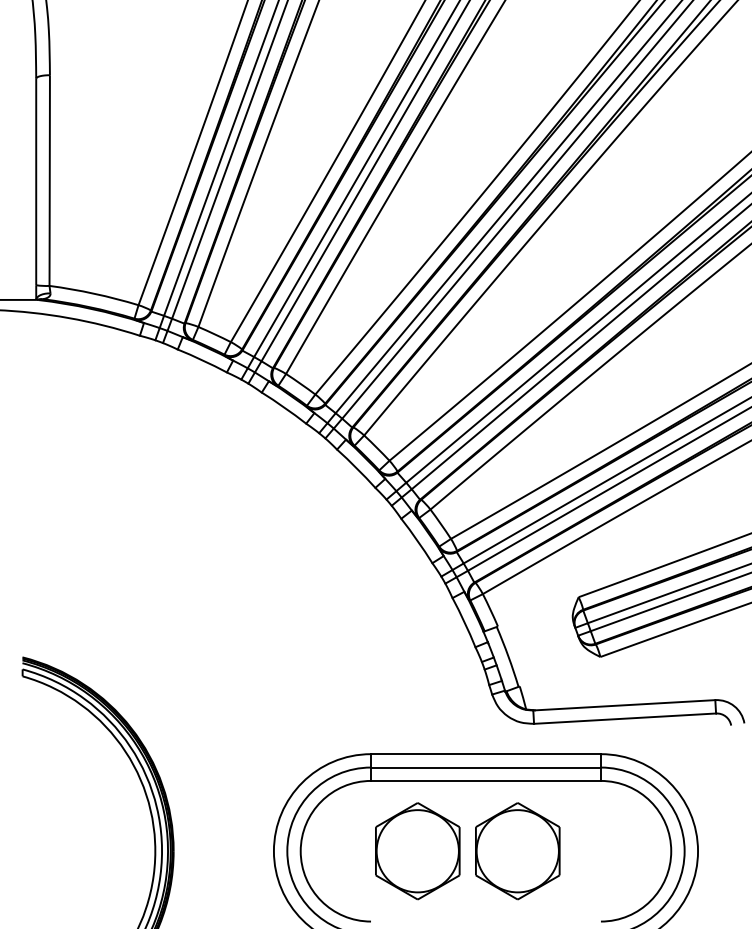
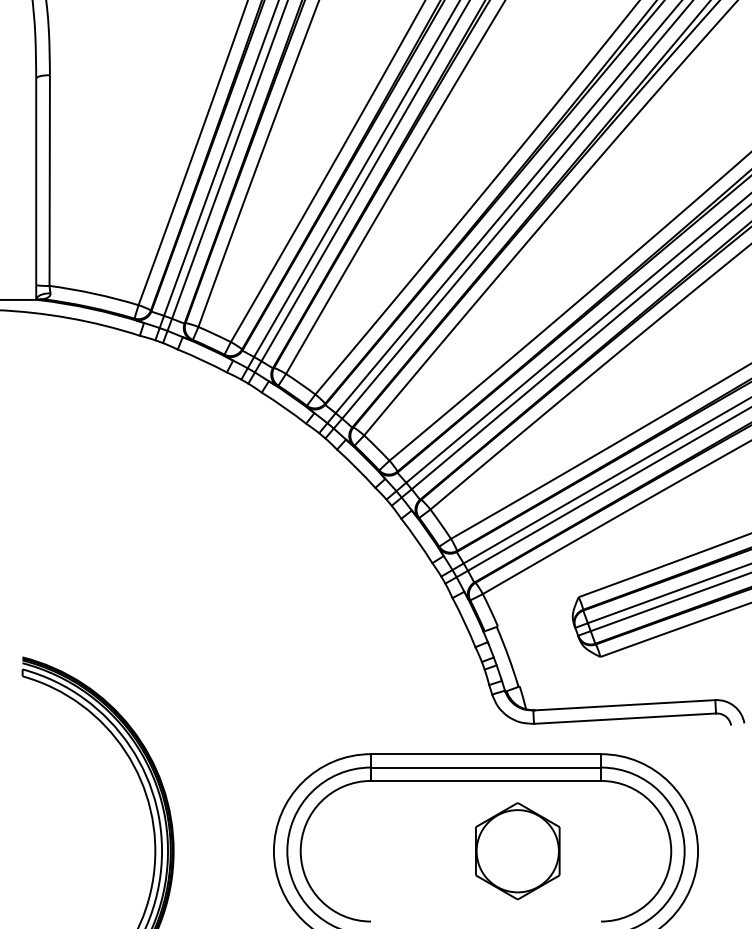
part: present -> none (417, 851)
